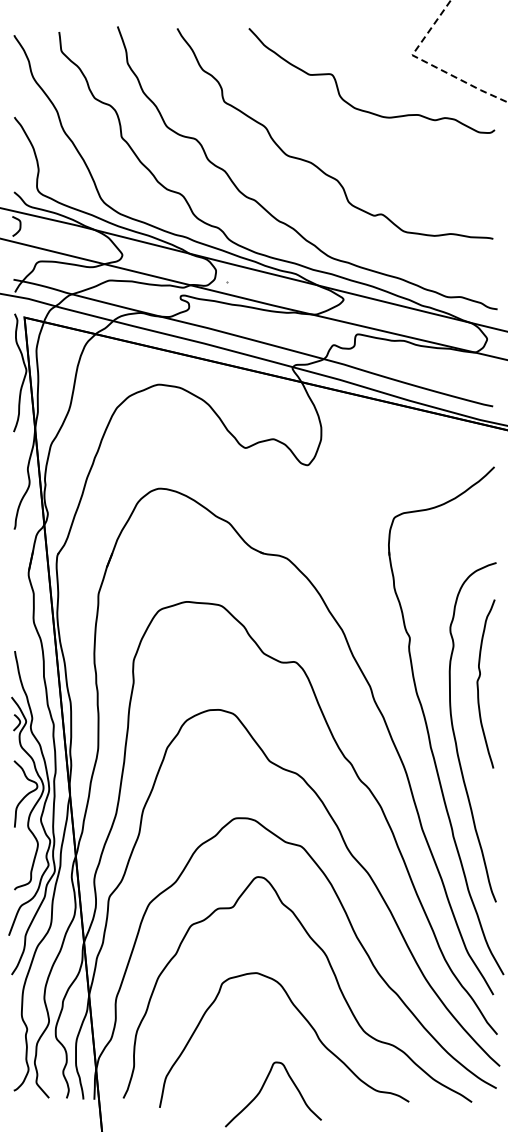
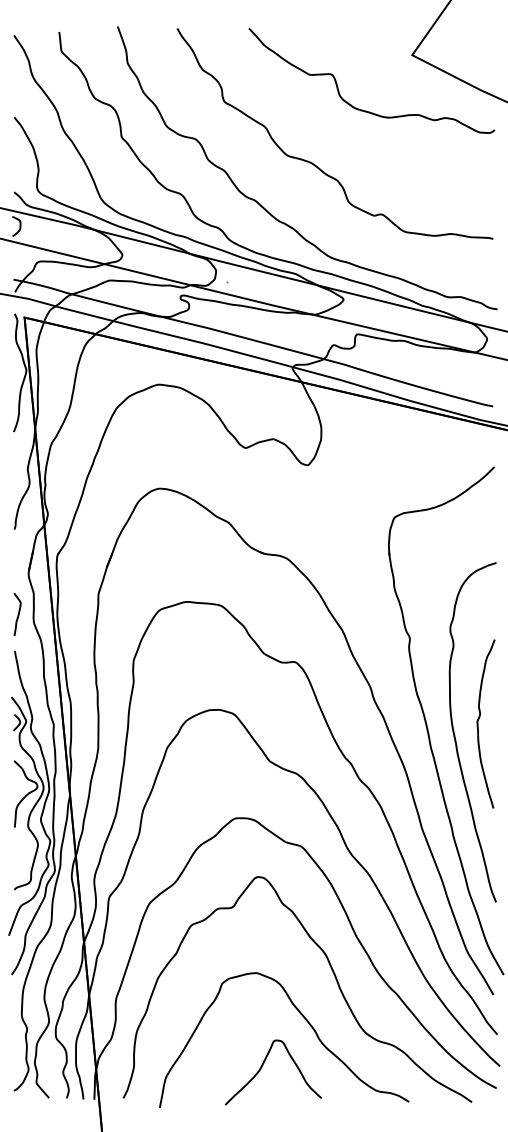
line: dashed -> solid (429, 63)
curve: none -> present (18, 613)
curve position: (478, 683) -> (478, 723) (478, 723)
curve position: (262, 1089) -> (262, 1067) (262, 1067)
